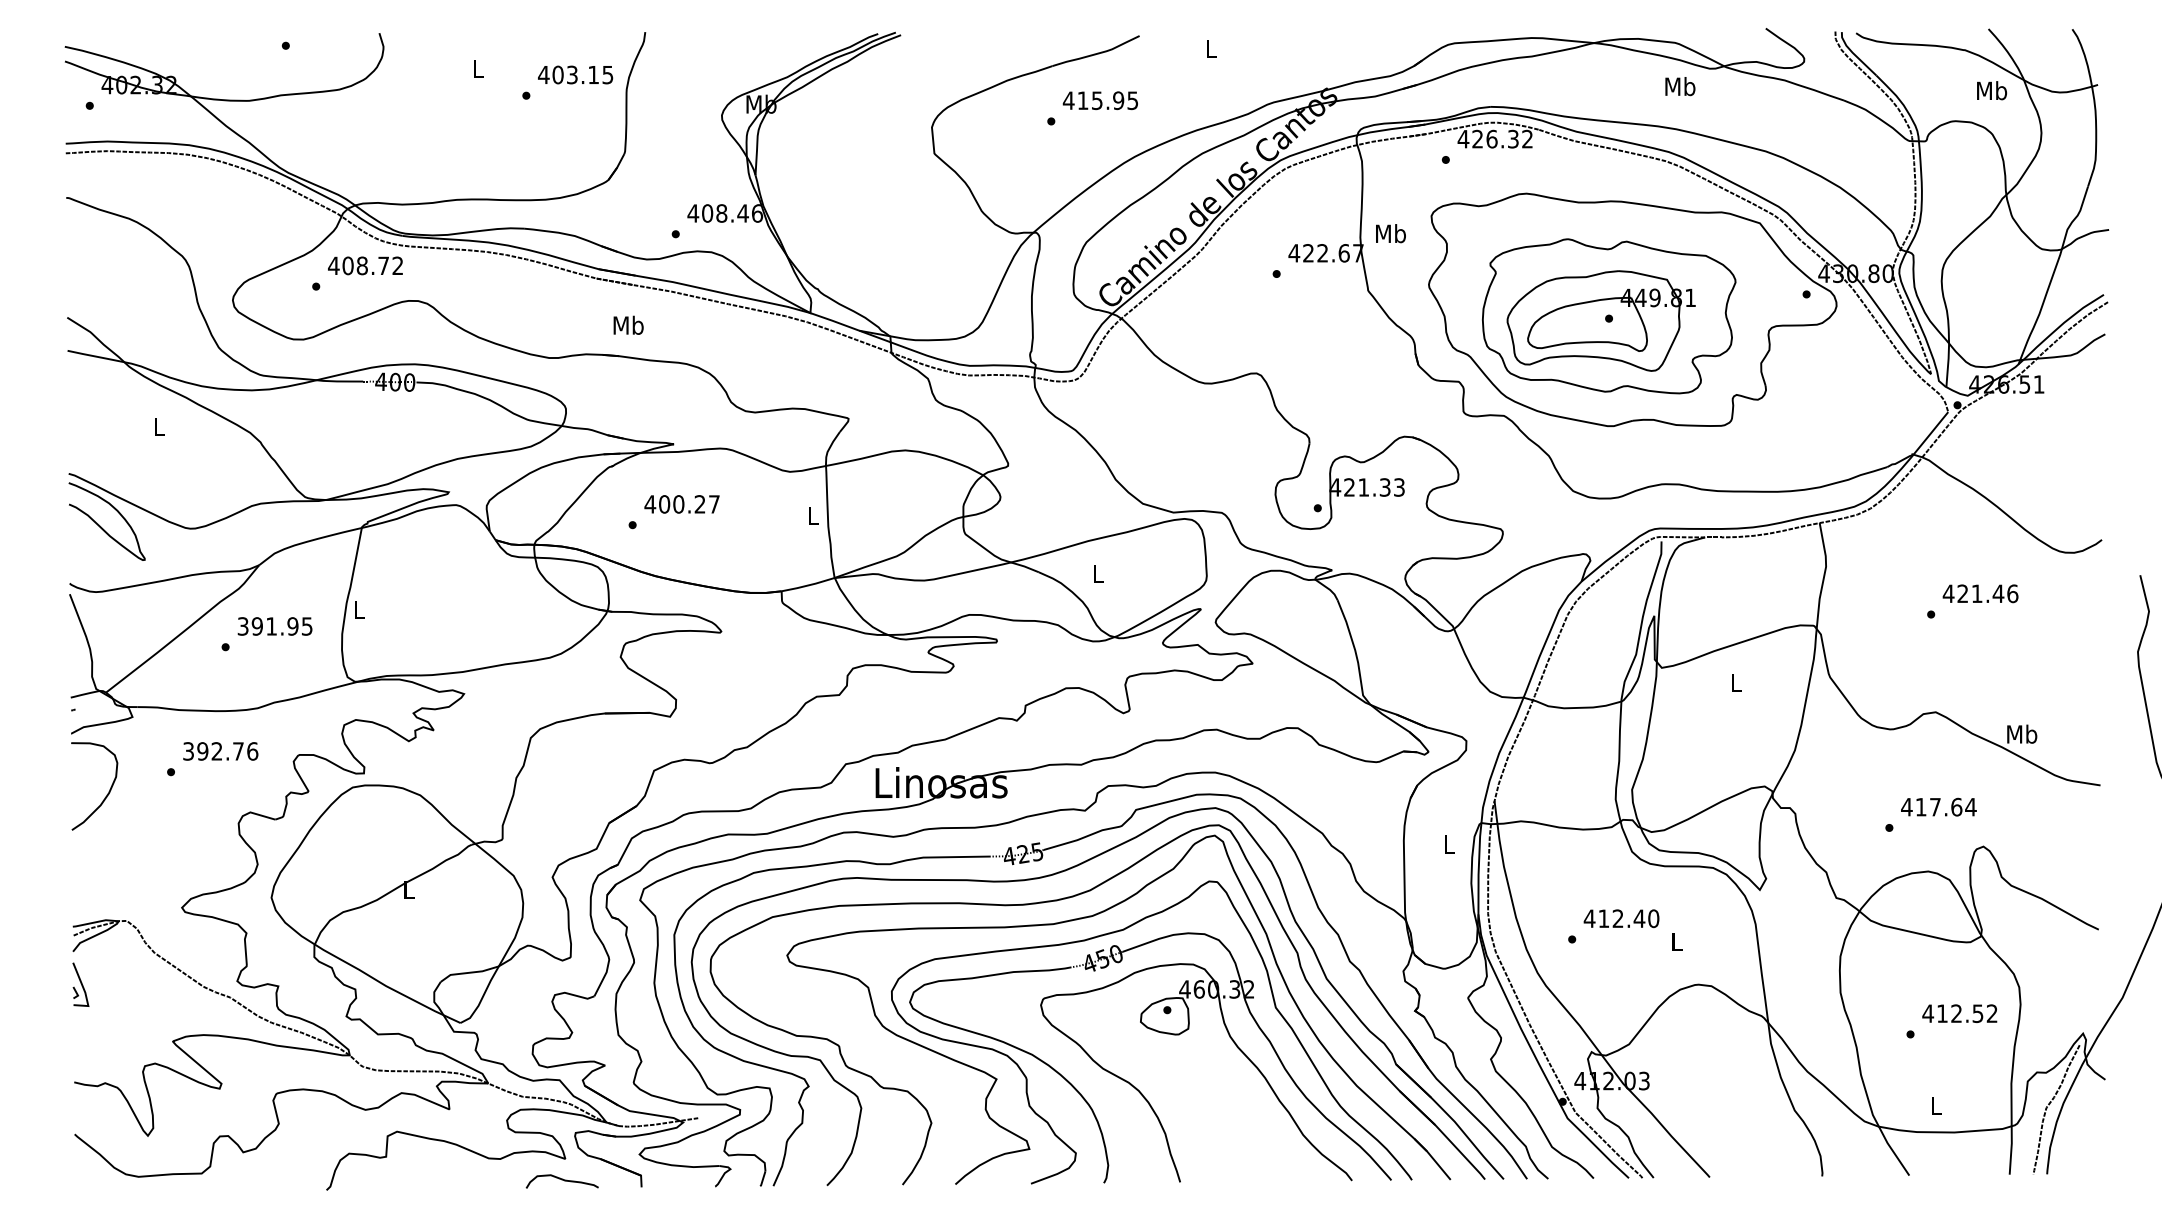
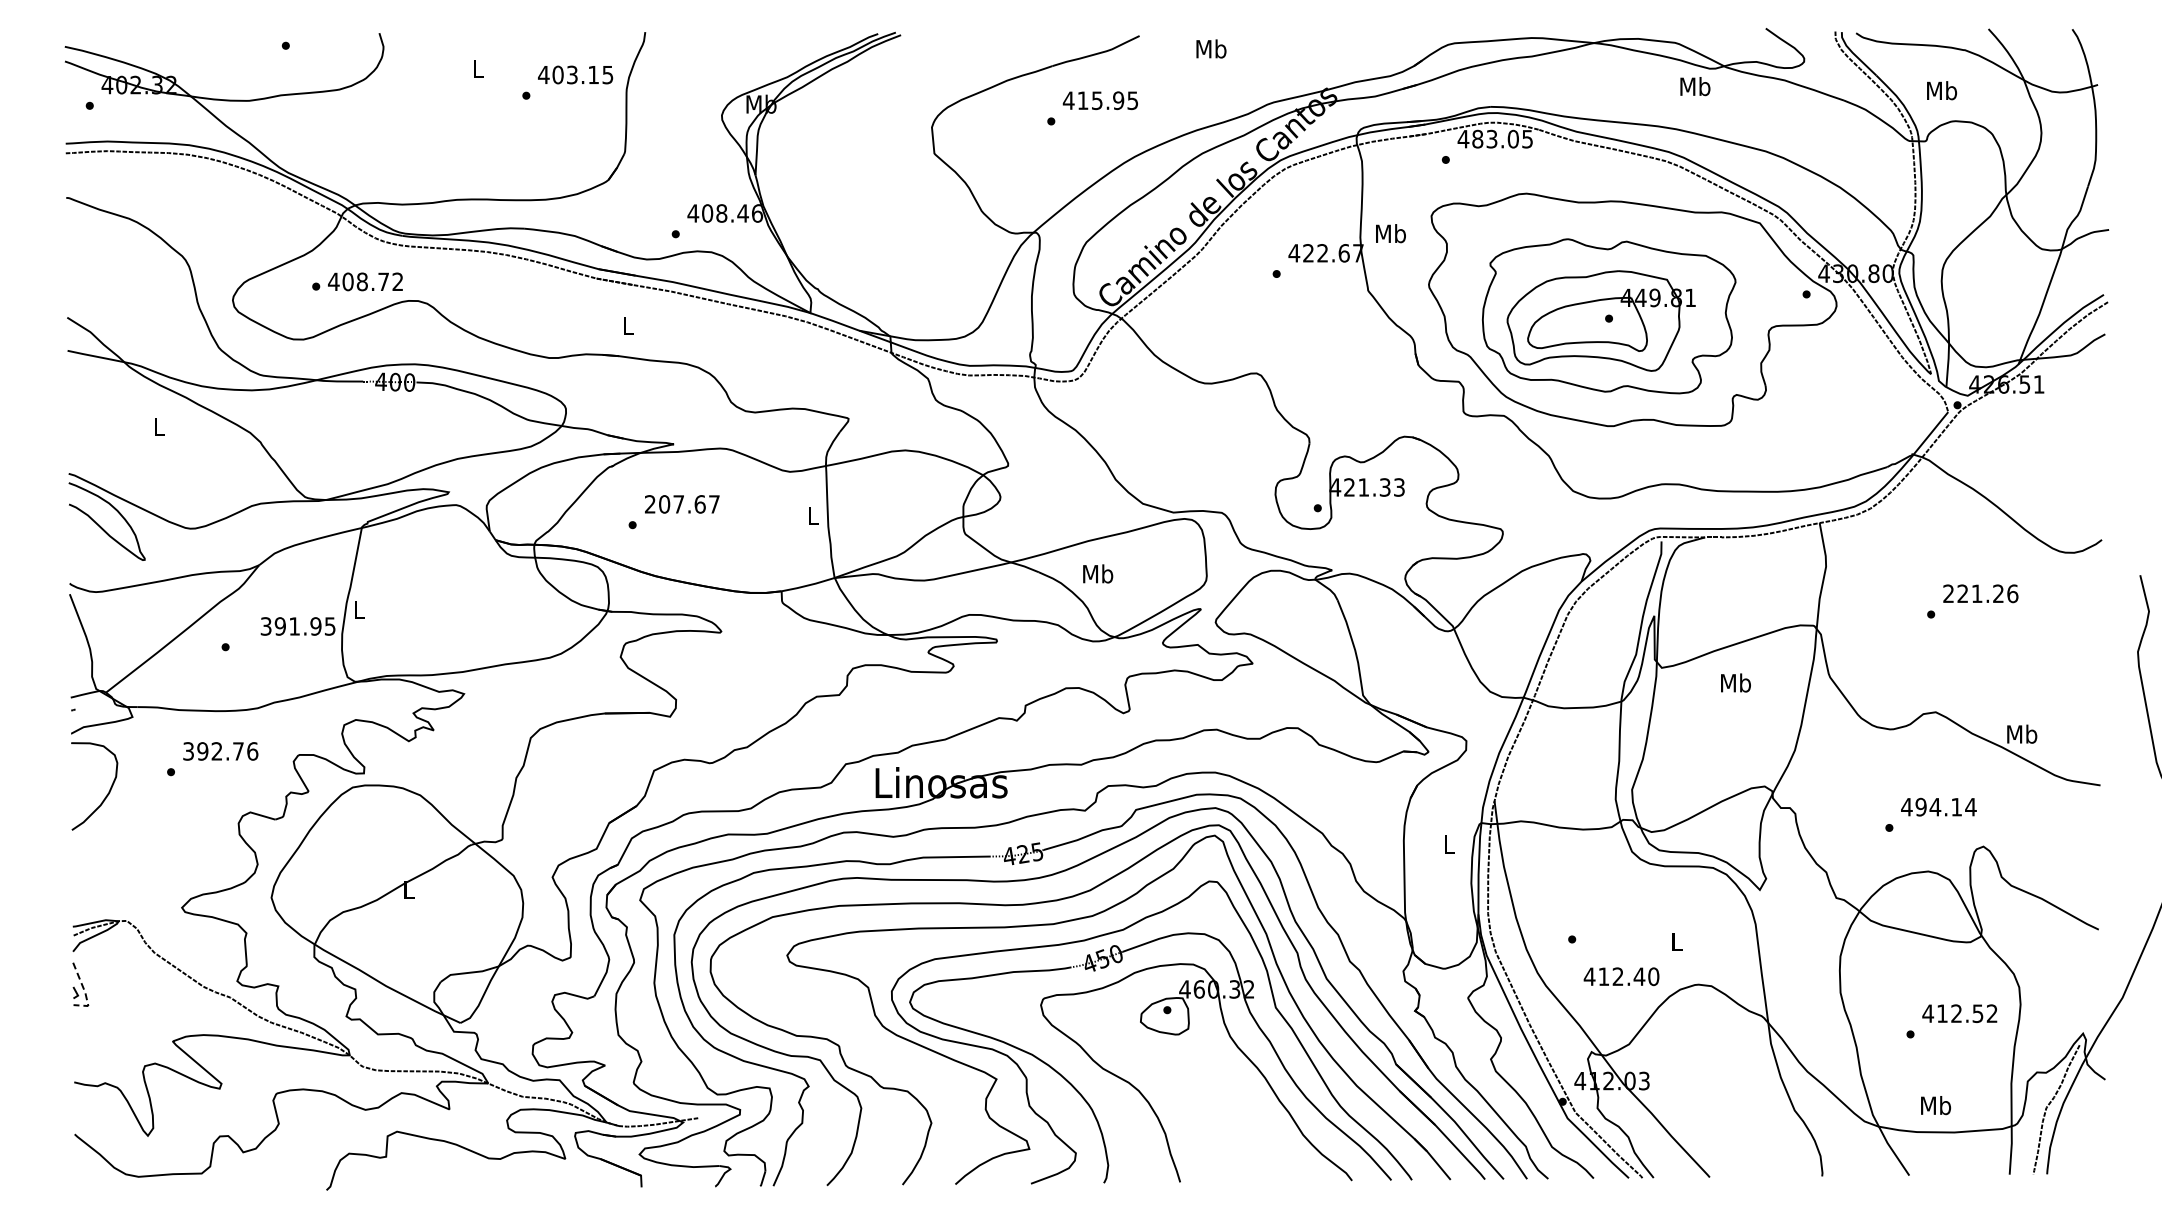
text: L -> Mb (1211, 48)
text position: (1680, 86) -> (1695, 86) (1695, 86)
text position: (1992, 90) -> (1942, 90) (1942, 90)
text: 426.32 -> 483.05 (1502, 138)
text position: (365, 265) -> (365, 281) (365, 281)
text: Mb -> L (628, 324)
text: 400.27 -> 207.67 (674, 504)
text: L -> Mb (1098, 573)
text: 421.46 -> 221.26 (1973, 593)
text position: (274, 626) -> (297, 626) (297, 626)
text: L -> Mb (1735, 682)
text: 417.64 -> 494.14 (1938, 806)
text position: (1621, 918) -> (1621, 976) (1621, 976)
line: solid -> dashed (84, 991)
text: L -> Mb (1936, 1105)
curve: present -> none (561, 1180)
